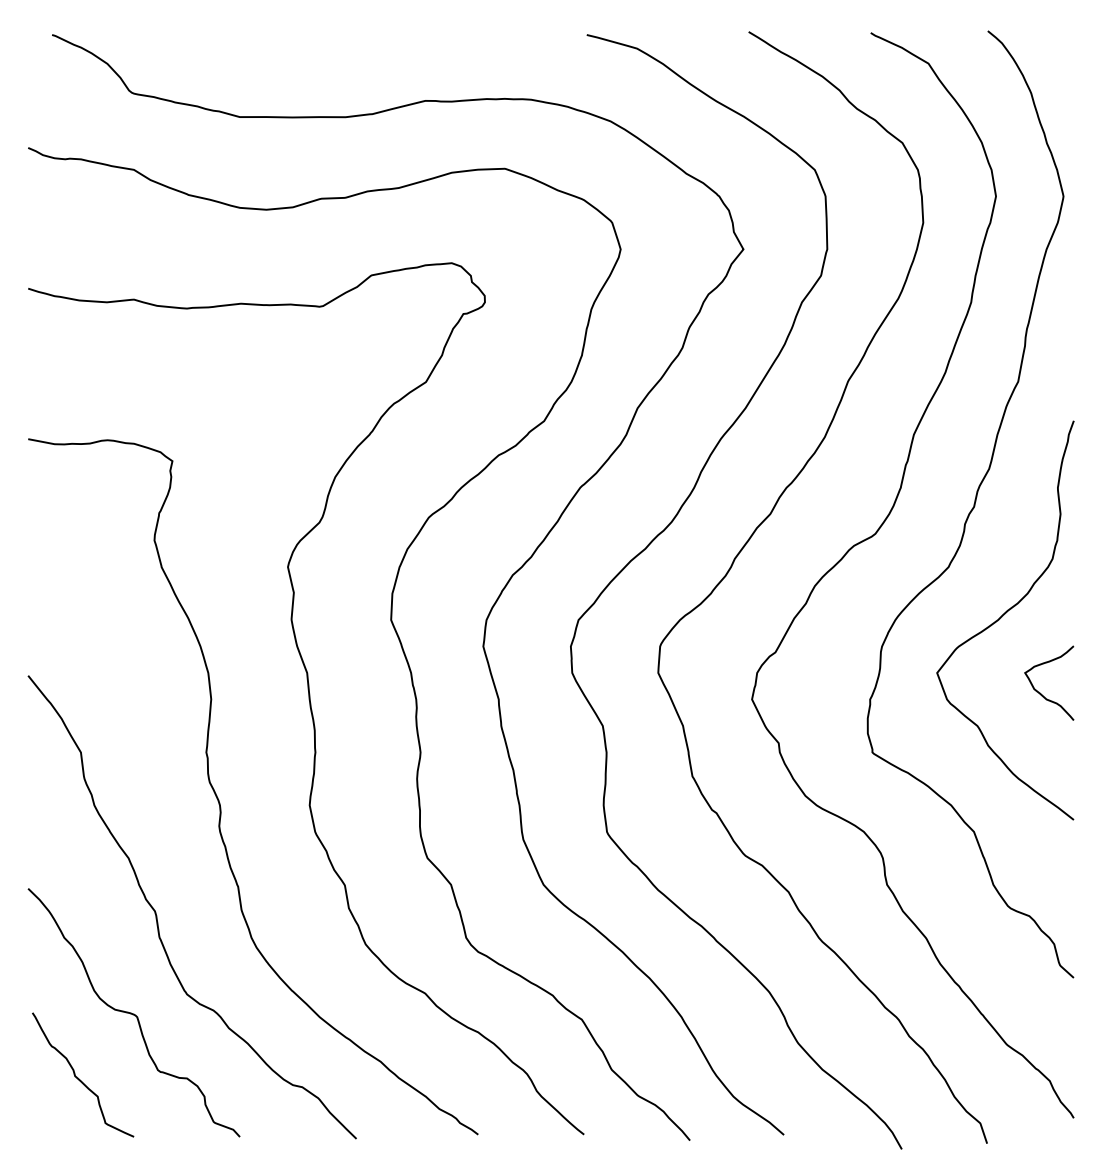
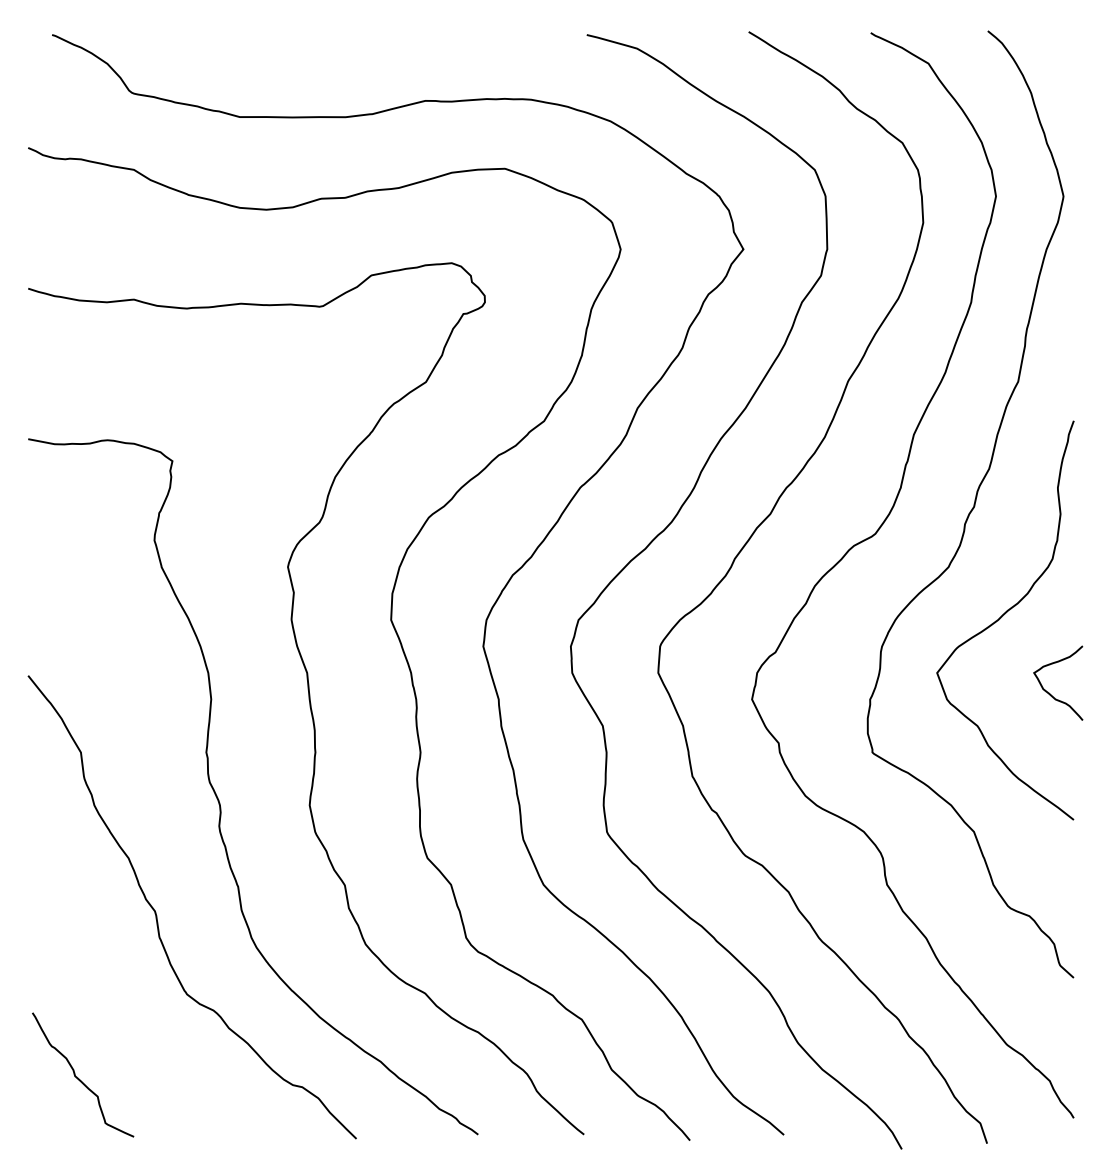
curve position: (1040, 692) -> (1049, 692) (1049, 692)
curve: present -> none (133, 1013)
